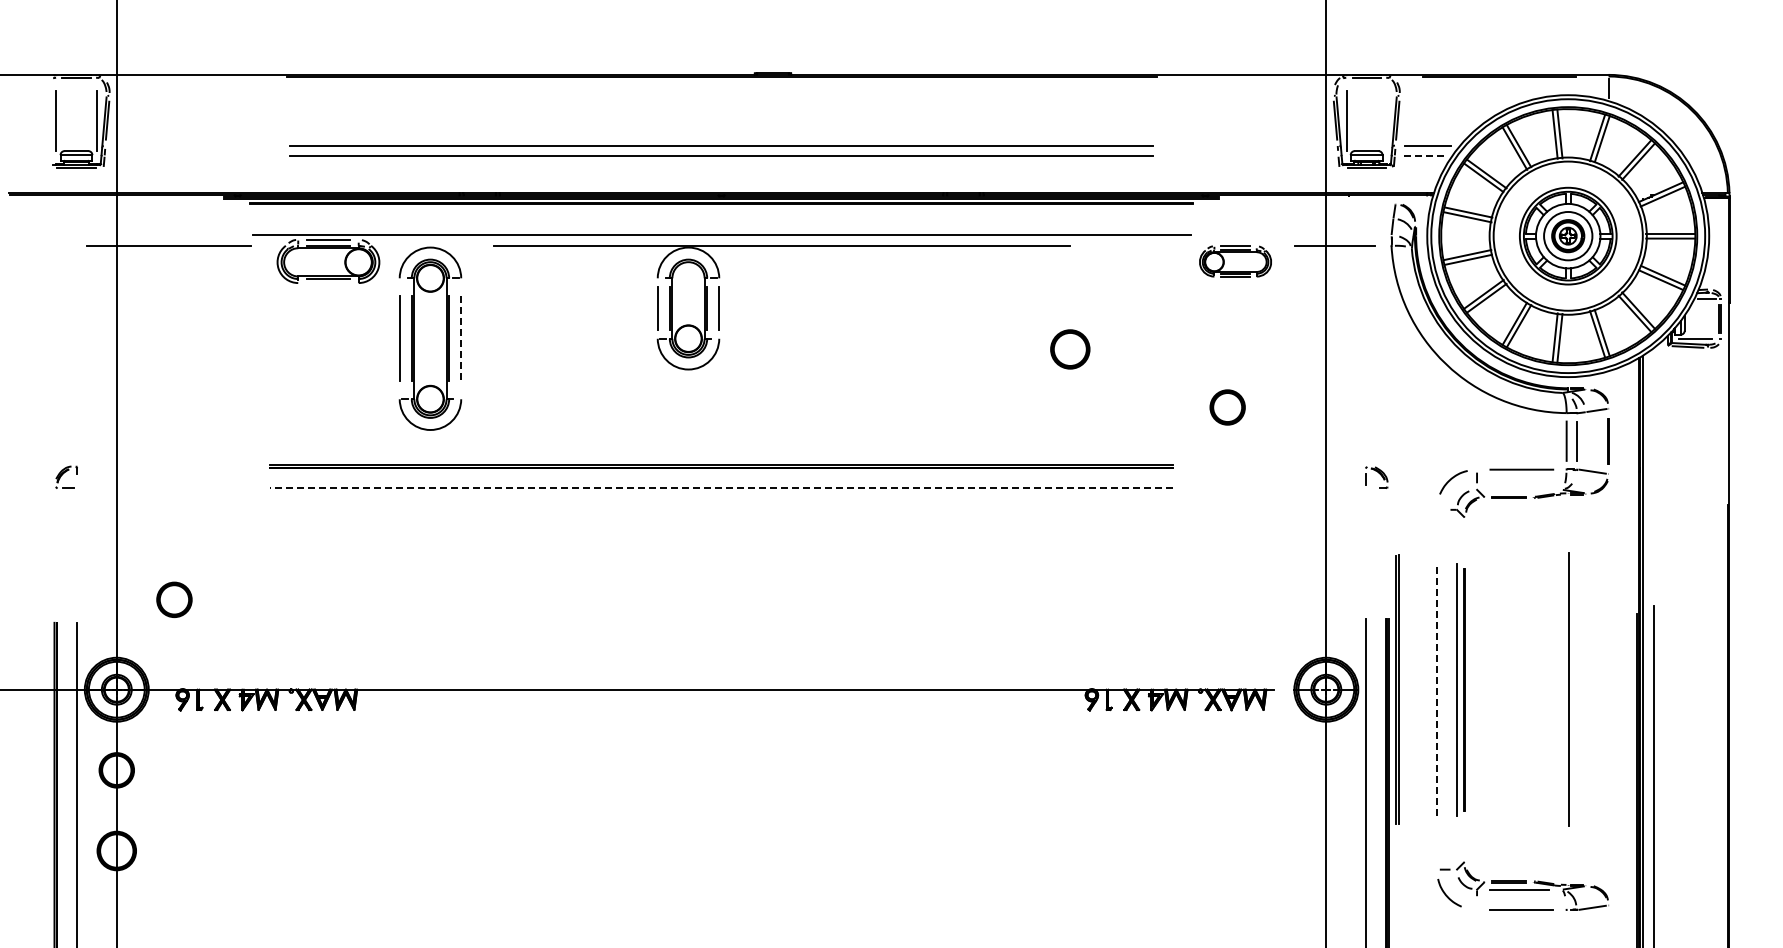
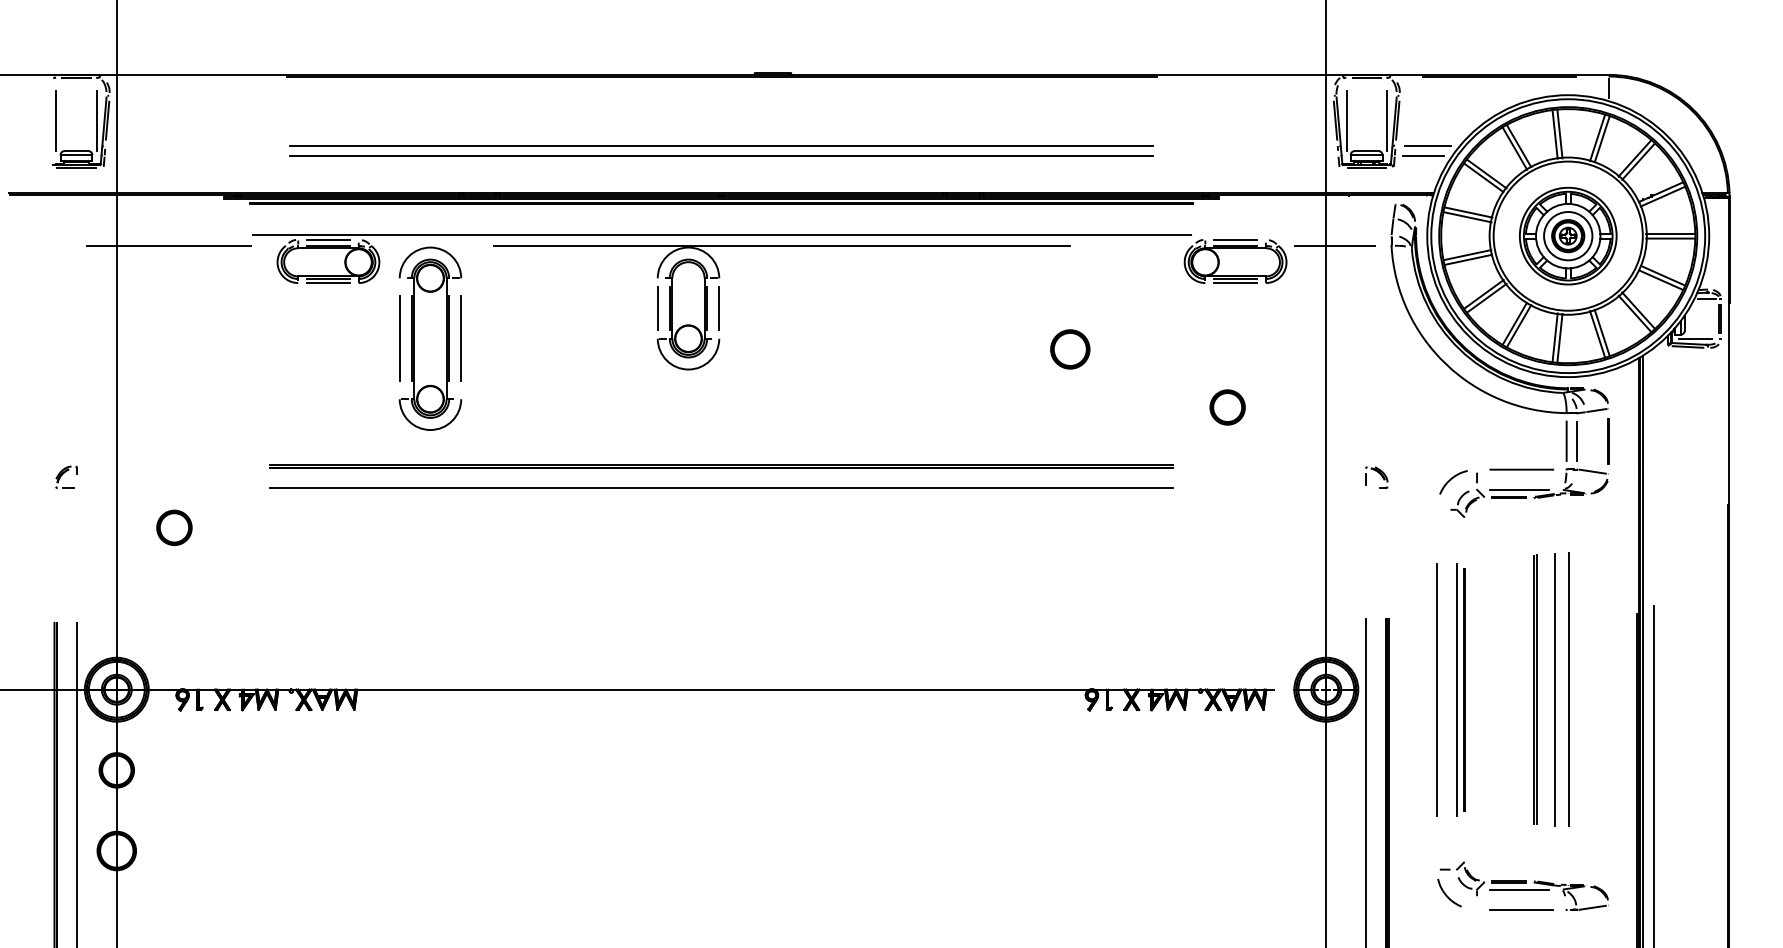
line: none -> present (1386, 120)
line: dashed -> solid (1423, 155)
part size: 73x33 px -> 105x45 px (1235, 261)
line: none -> present (328, 283)
line: dashed -> solid (461, 339)
line: dashed -> solid (721, 487)
line: none -> present (1519, 489)
part position: (174, 599) -> (174, 527) (174, 527)
line position: (1396, 689) -> (1534, 689) (1534, 689)
line: dashed -> solid (1436, 689)
line: none -> present (1554, 689)
